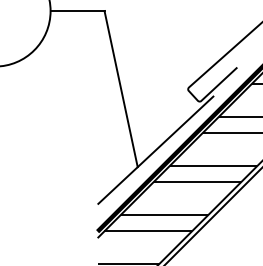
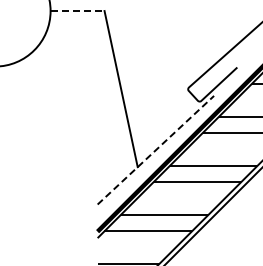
line: solid -> dashed (77, 11)
line: solid -> dashed (155, 150)
